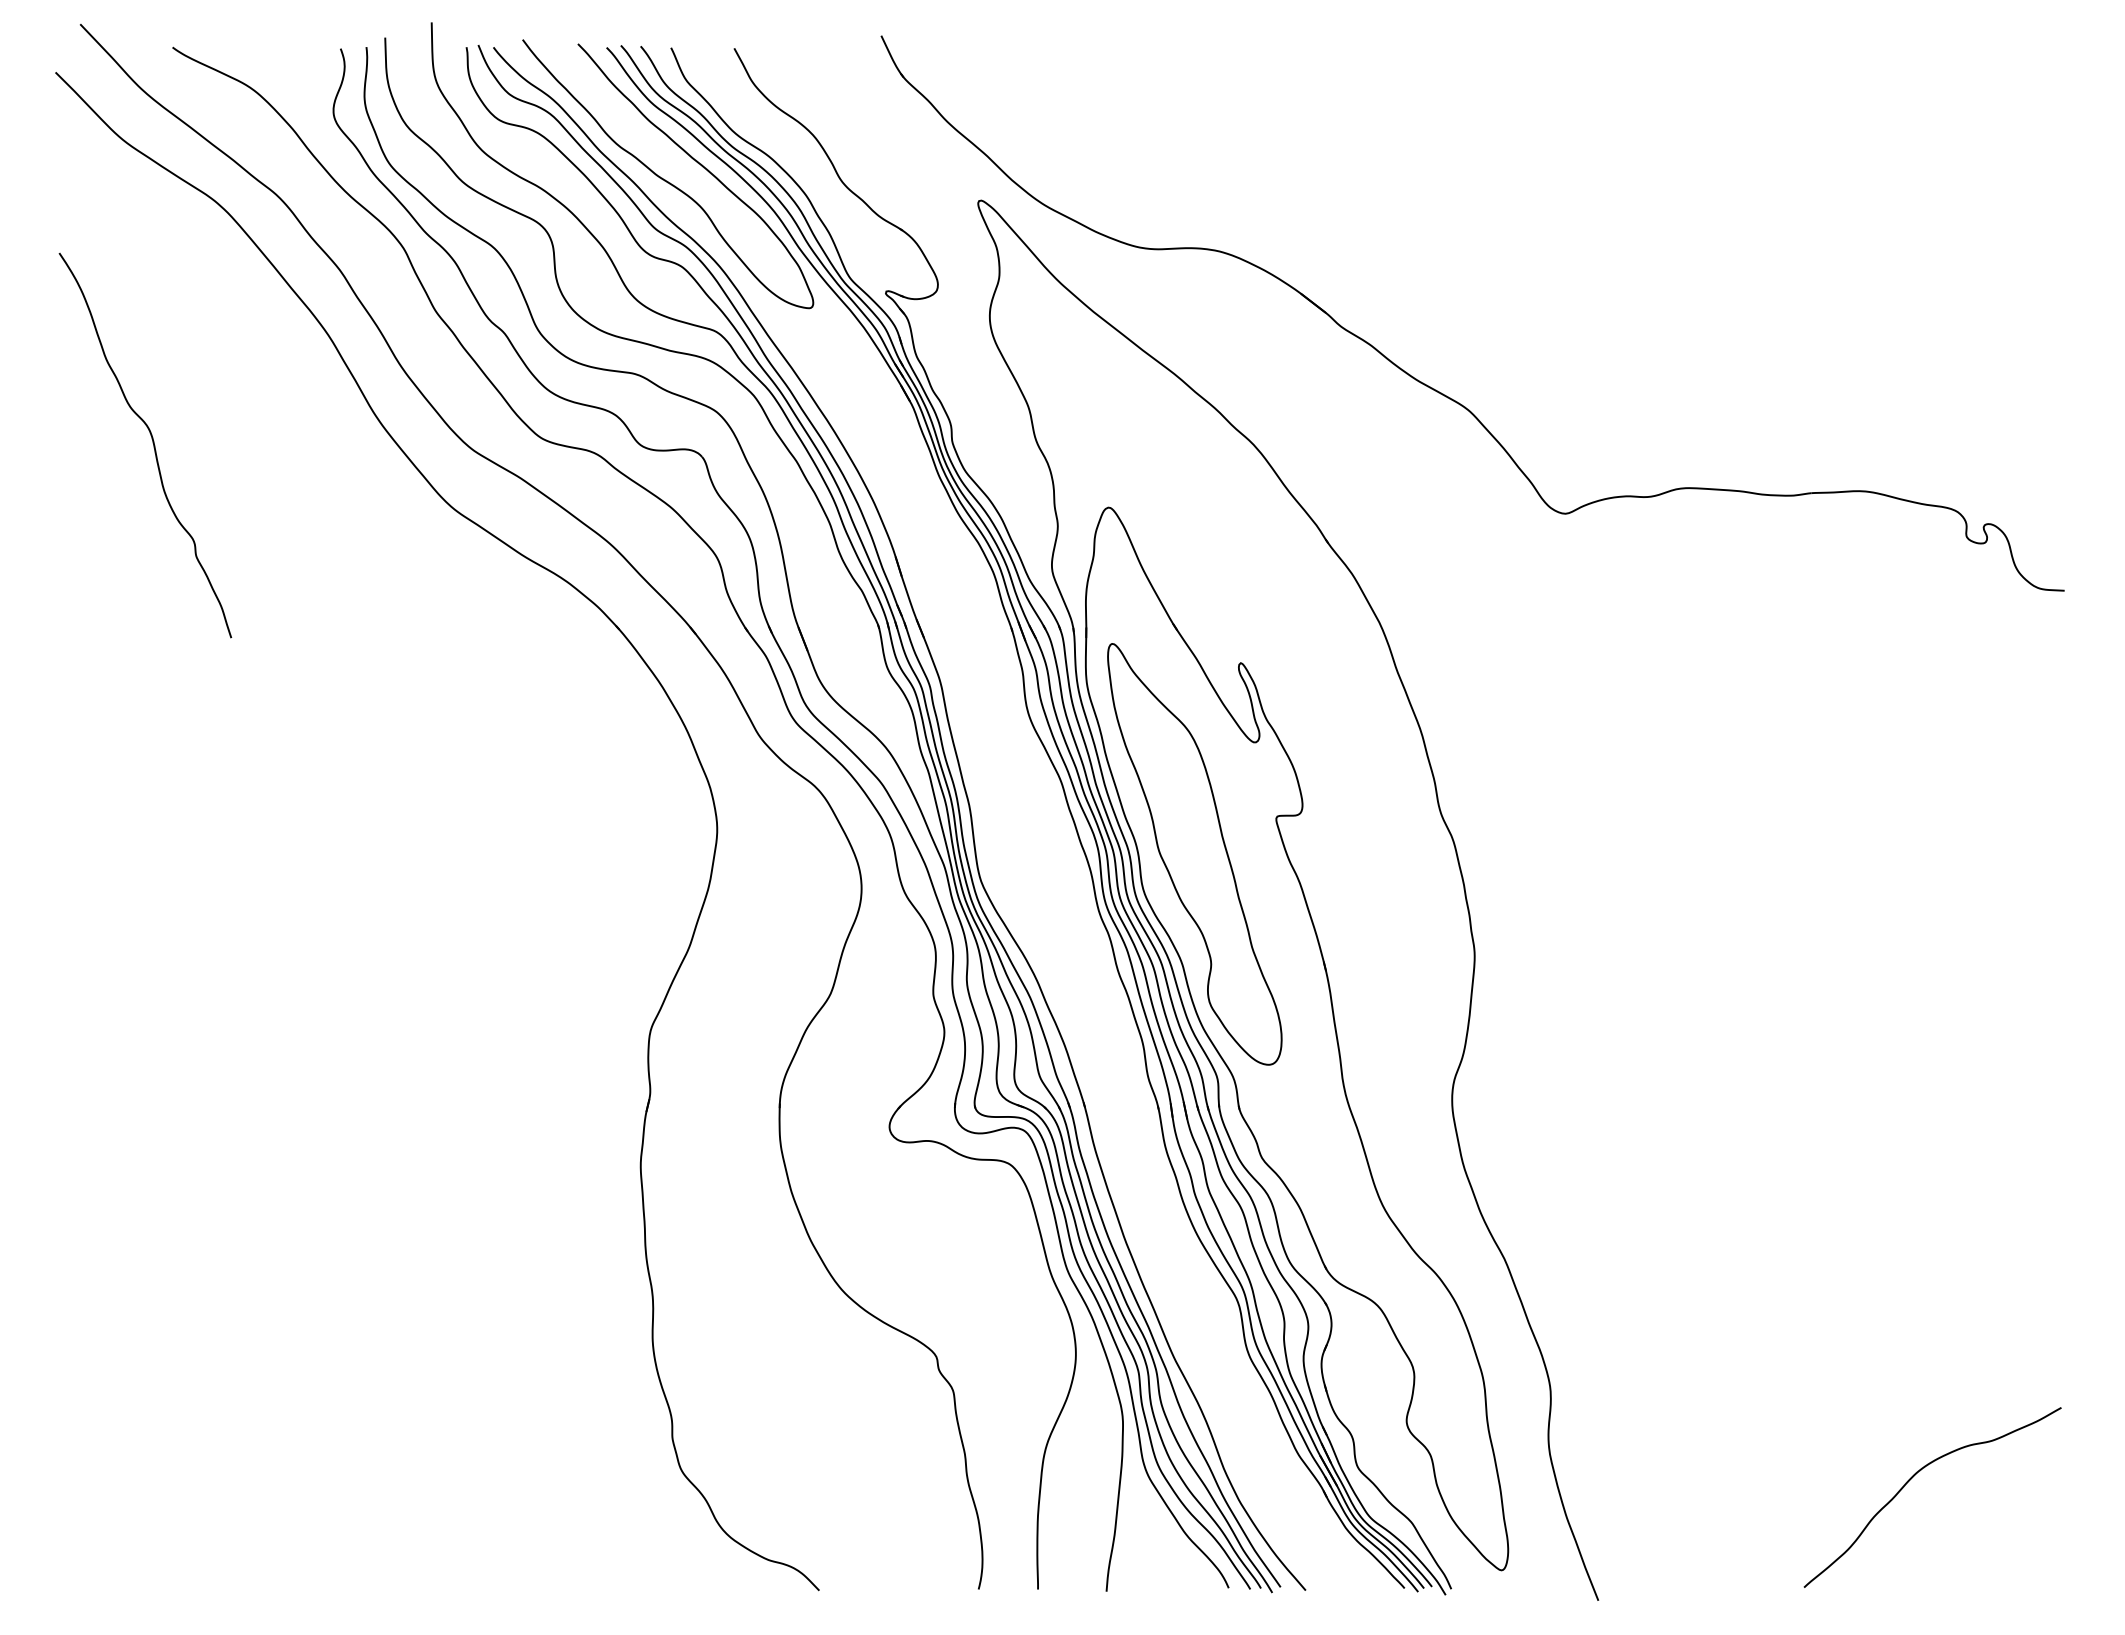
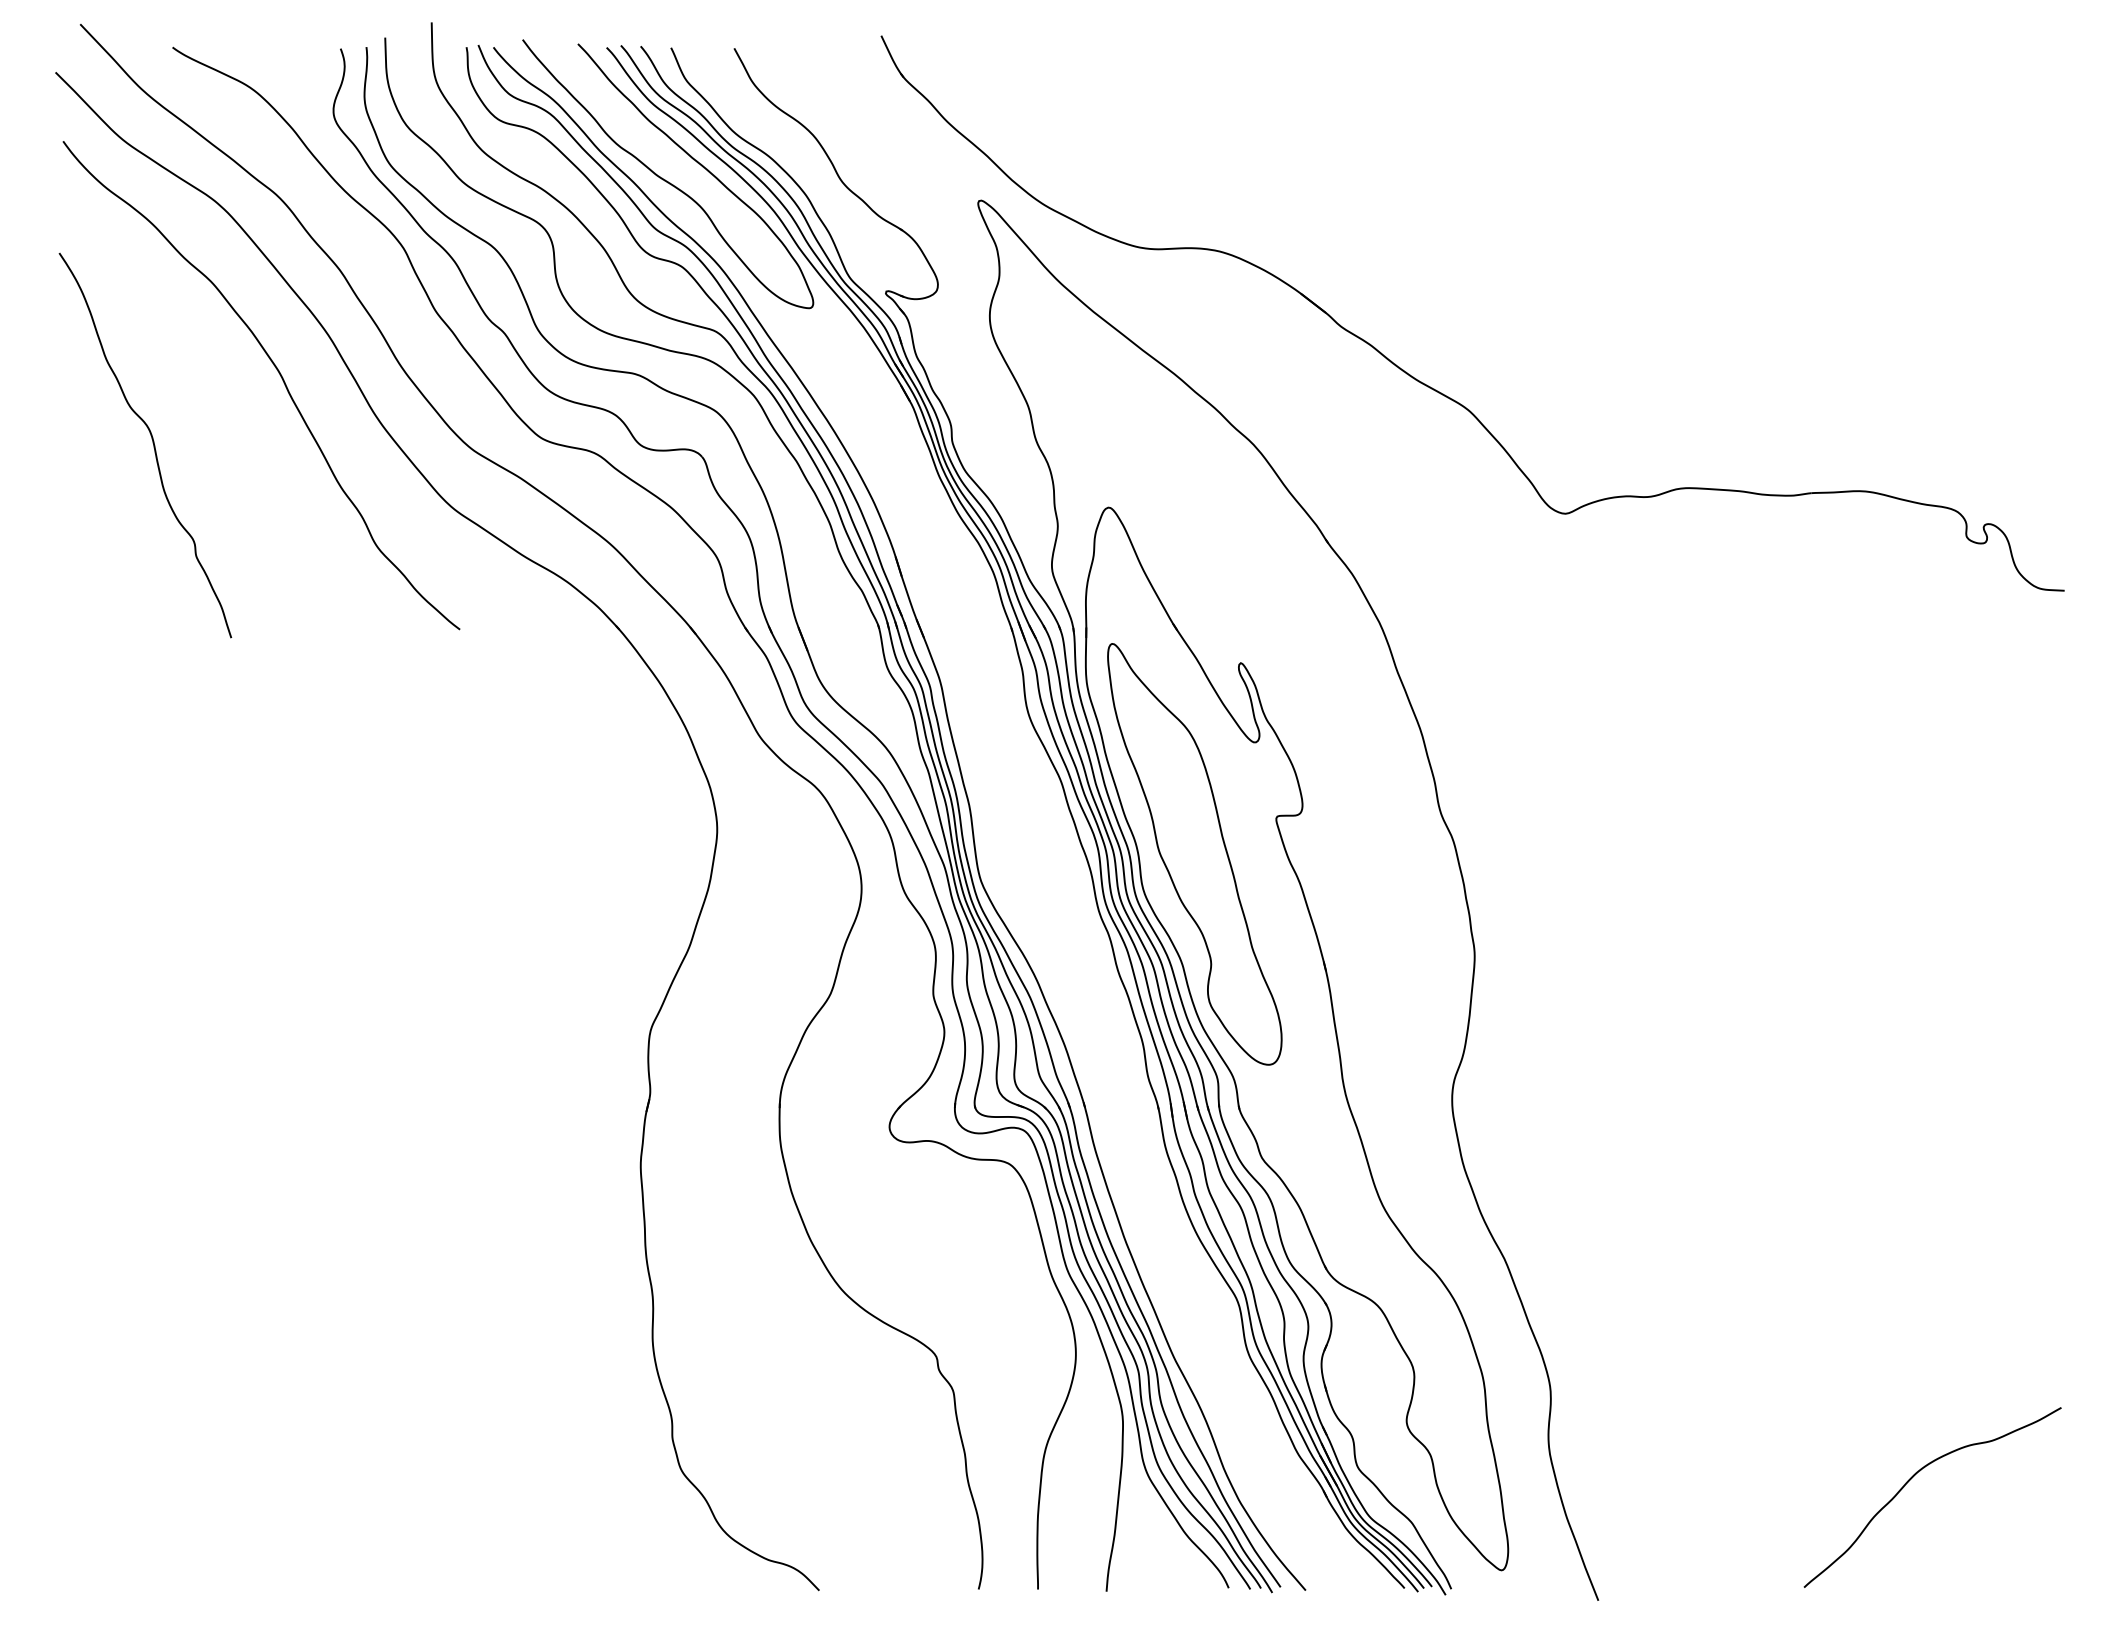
curve: none -> present (278, 373)
